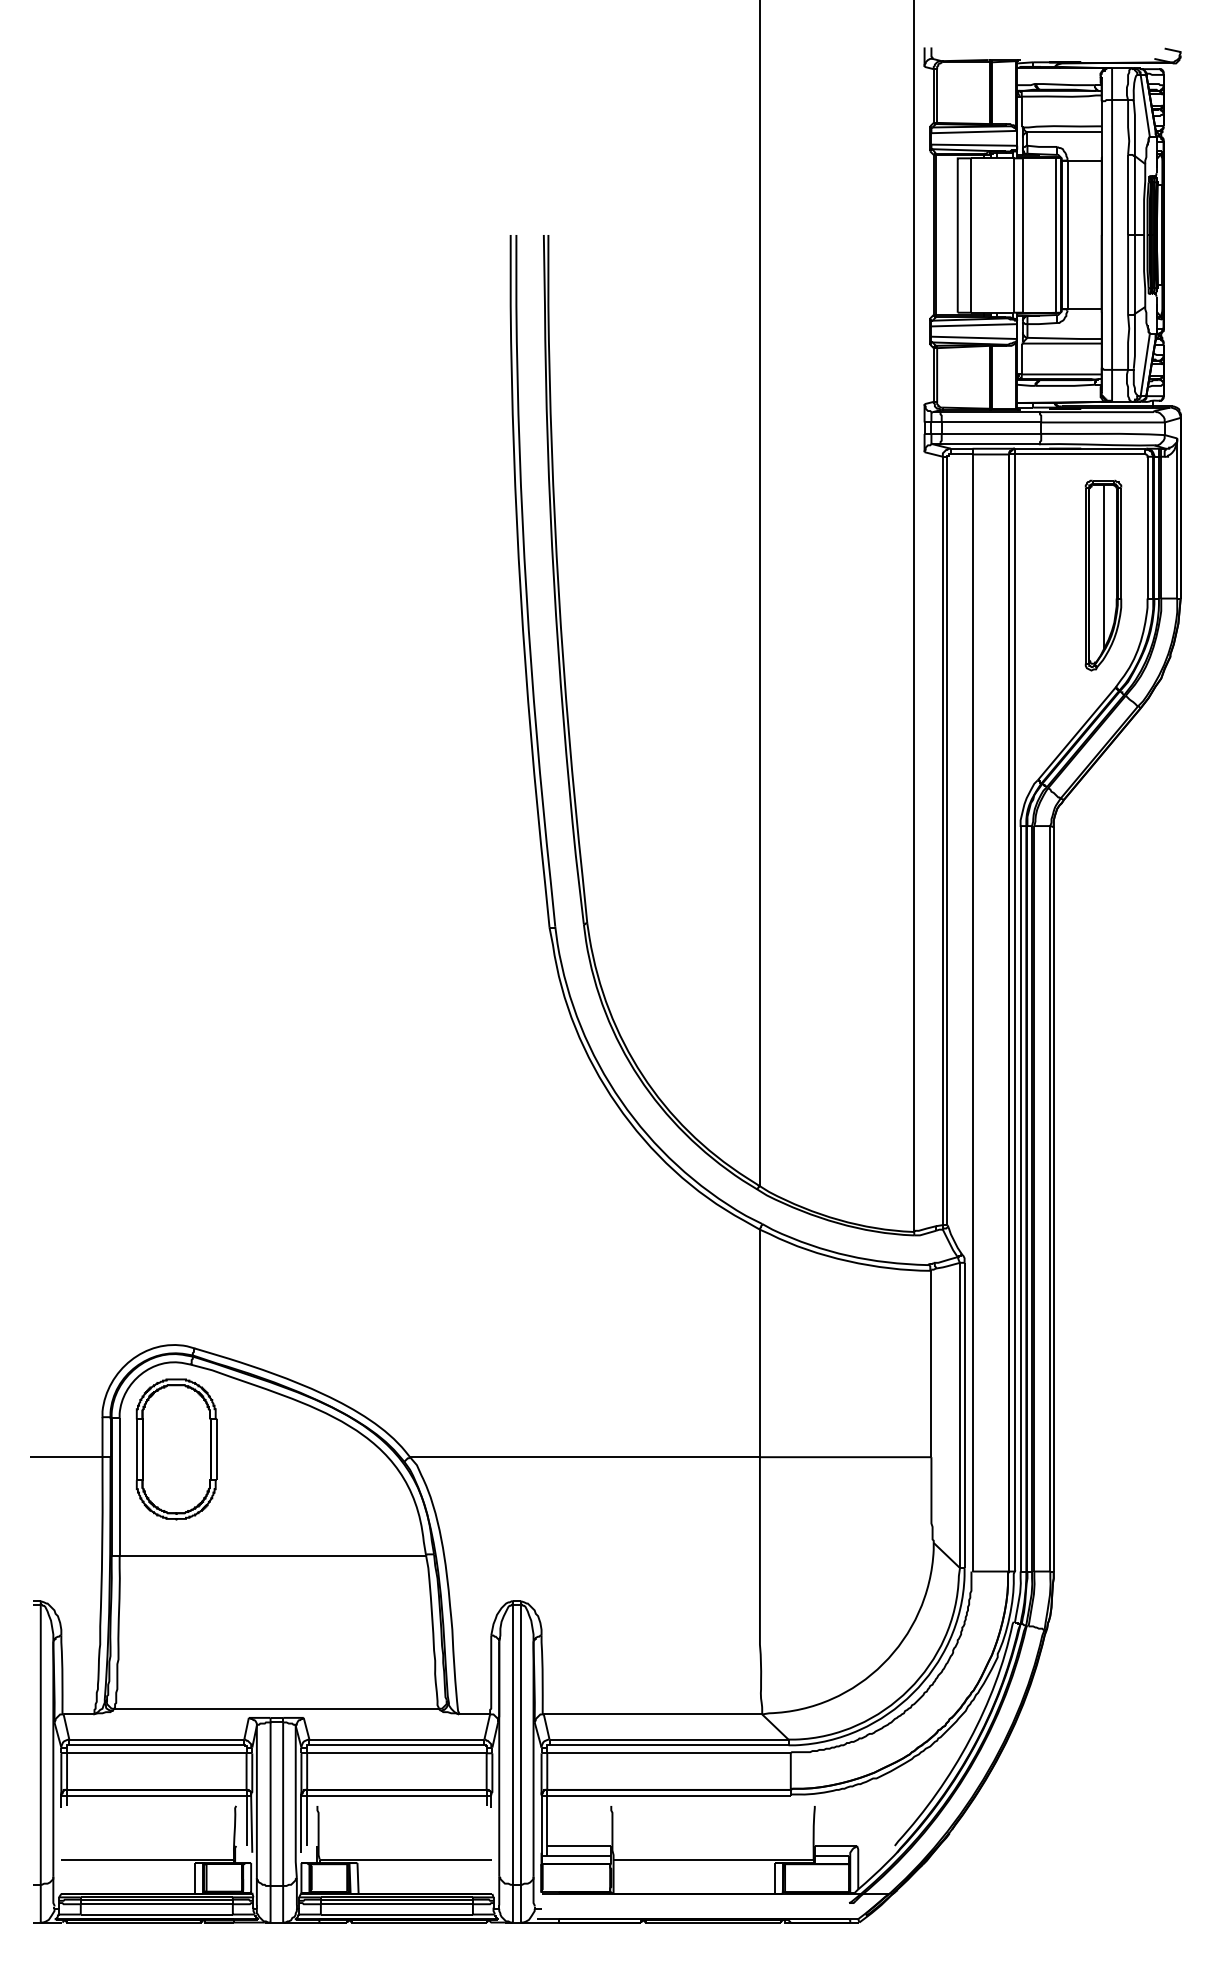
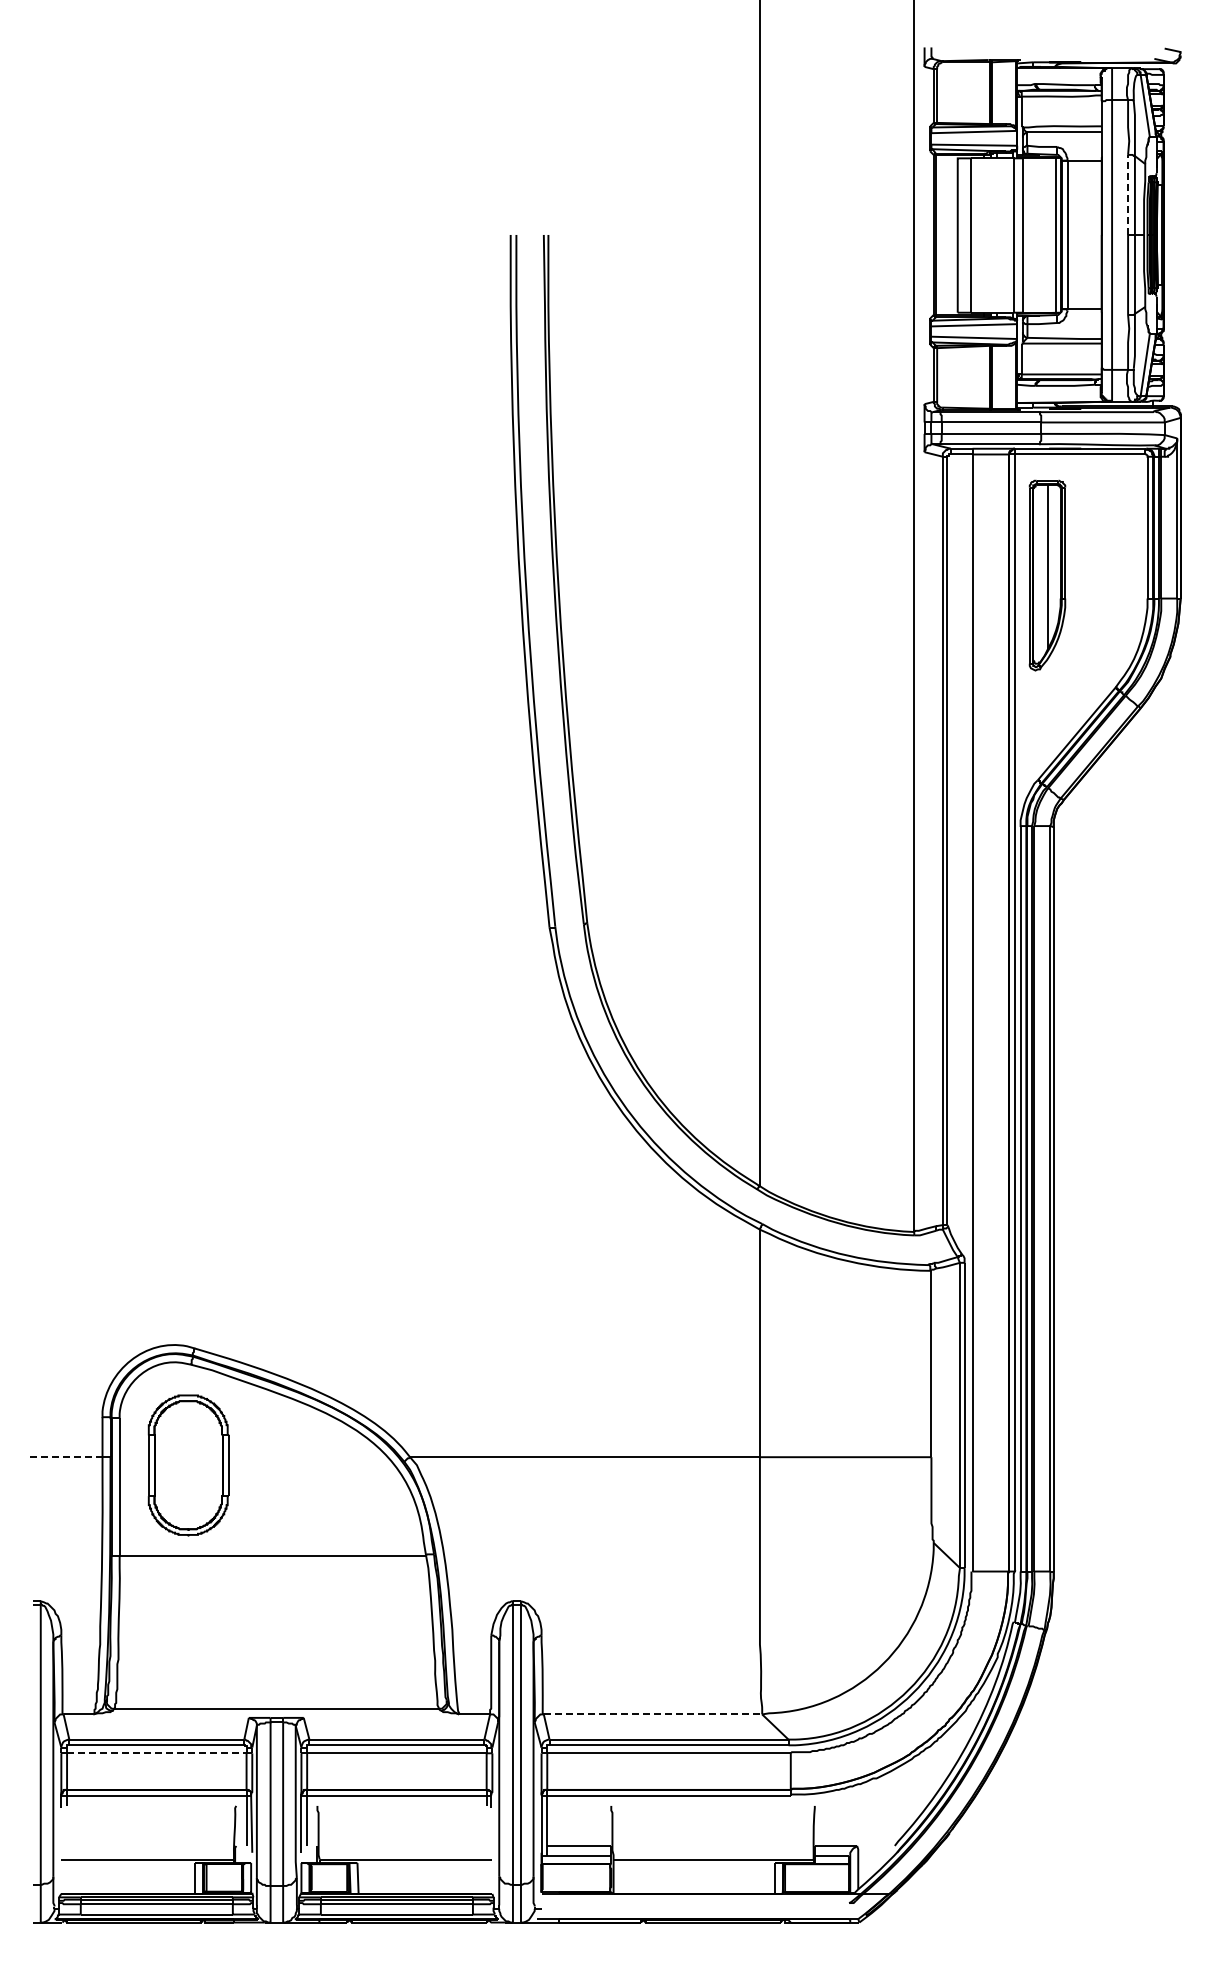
line: solid -> dashed (1128, 194)
part position: (1103, 575) -> (1047, 575) (1047, 575)
part position: (176, 1449) -> (188, 1465) (188, 1465)
line: solid -> dashed (66, 1457)
line: solid -> dashed (653, 1714)
line: solid -> dashed (156, 1753)
